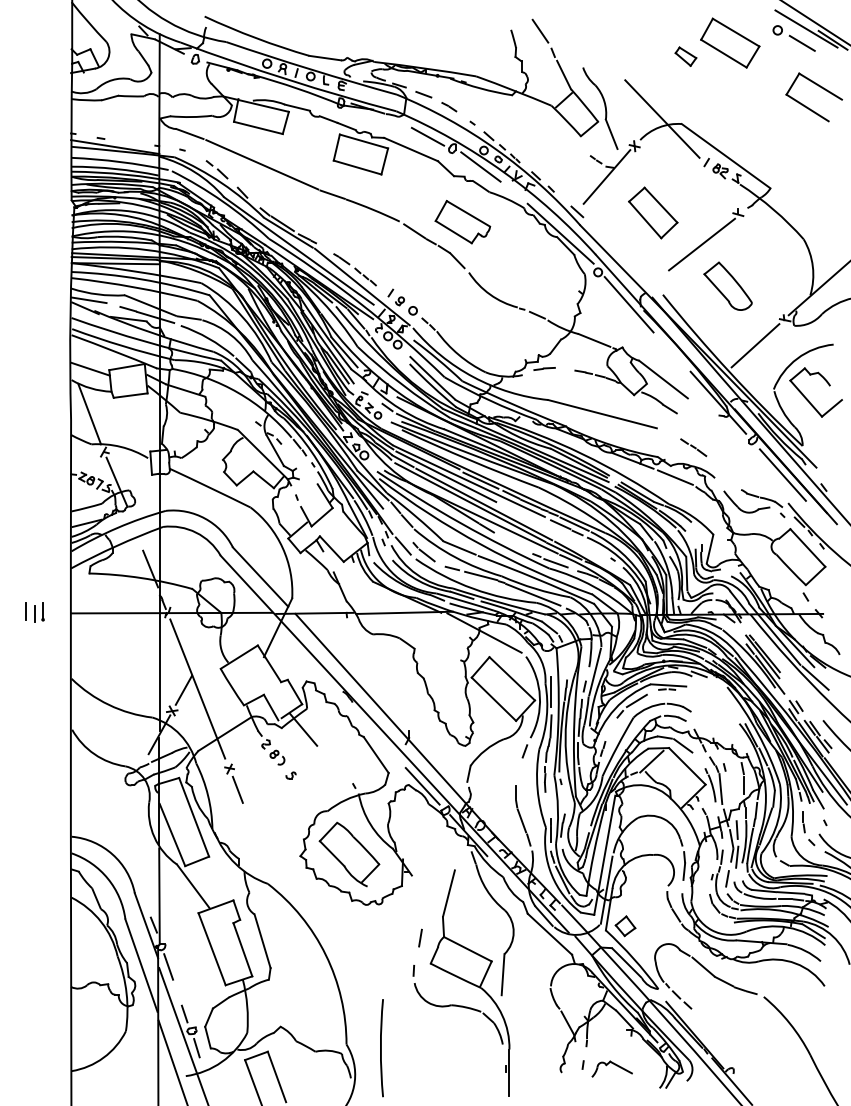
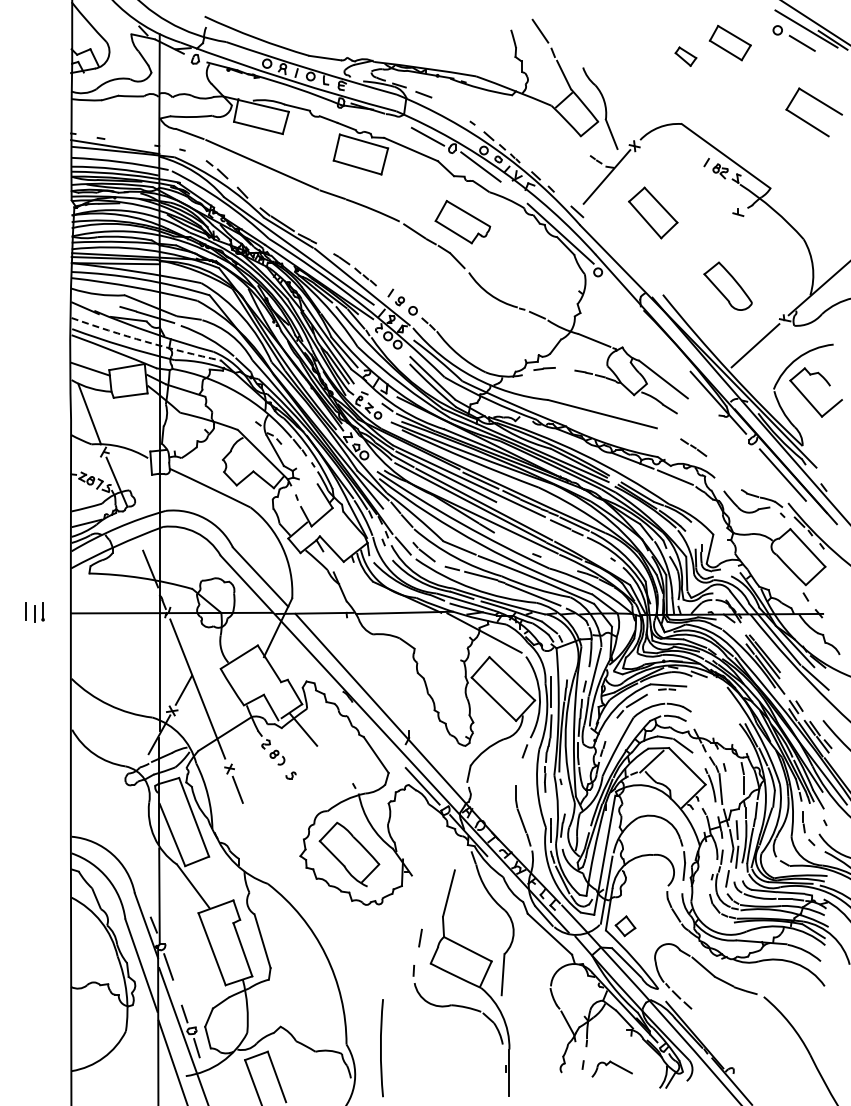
part size: 61x52 px -> 44x38 px (729, 42)
part position: (807, 106) -> (807, 121) (807, 121)
line: present -> none (449, 107)
line: present -> none (662, 118)
line: present -> none (702, 244)
line: present -> none (88, 300)
line: present -> none (628, 304)
arc: solid -> dashed (145, 341)
line: present -> none (555, 563)
